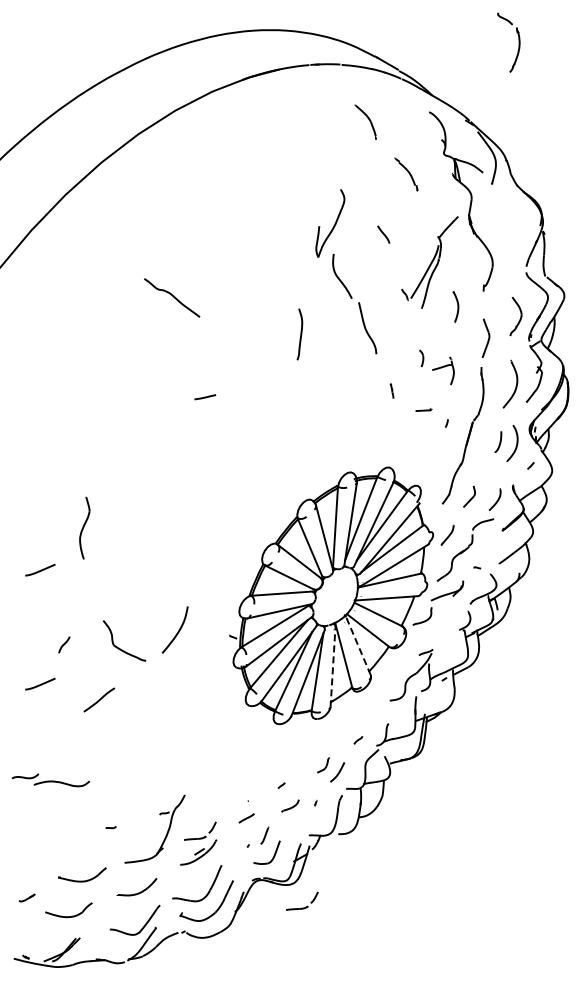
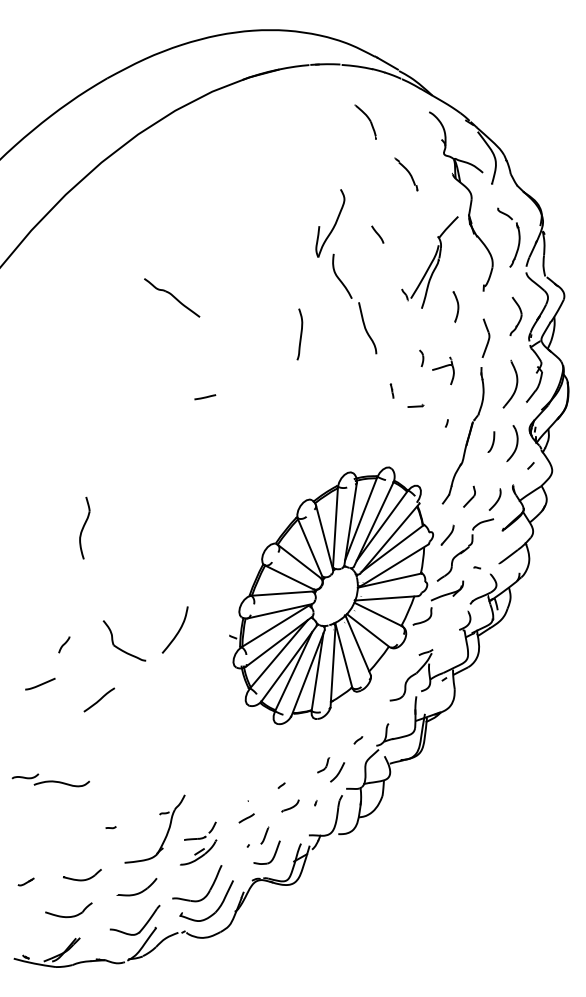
part position: (518, 42) -> (518, 237) (518, 237)
line position: (383, 234) -> (377, 234) (377, 234)
part position: (423, 409) -> (415, 405) (415, 405)
curve position: (499, 441) -> (492, 441) (492, 441)
curve: present -> none (41, 569)
line: dashed -> solid (358, 645)
line: dashed -> solid (333, 667)
part size: 49x16 px -> 39x13 px (82, 875)
part position: (26, 897) -> (25, 881) (25, 881)
part: present -> none (305, 906)
